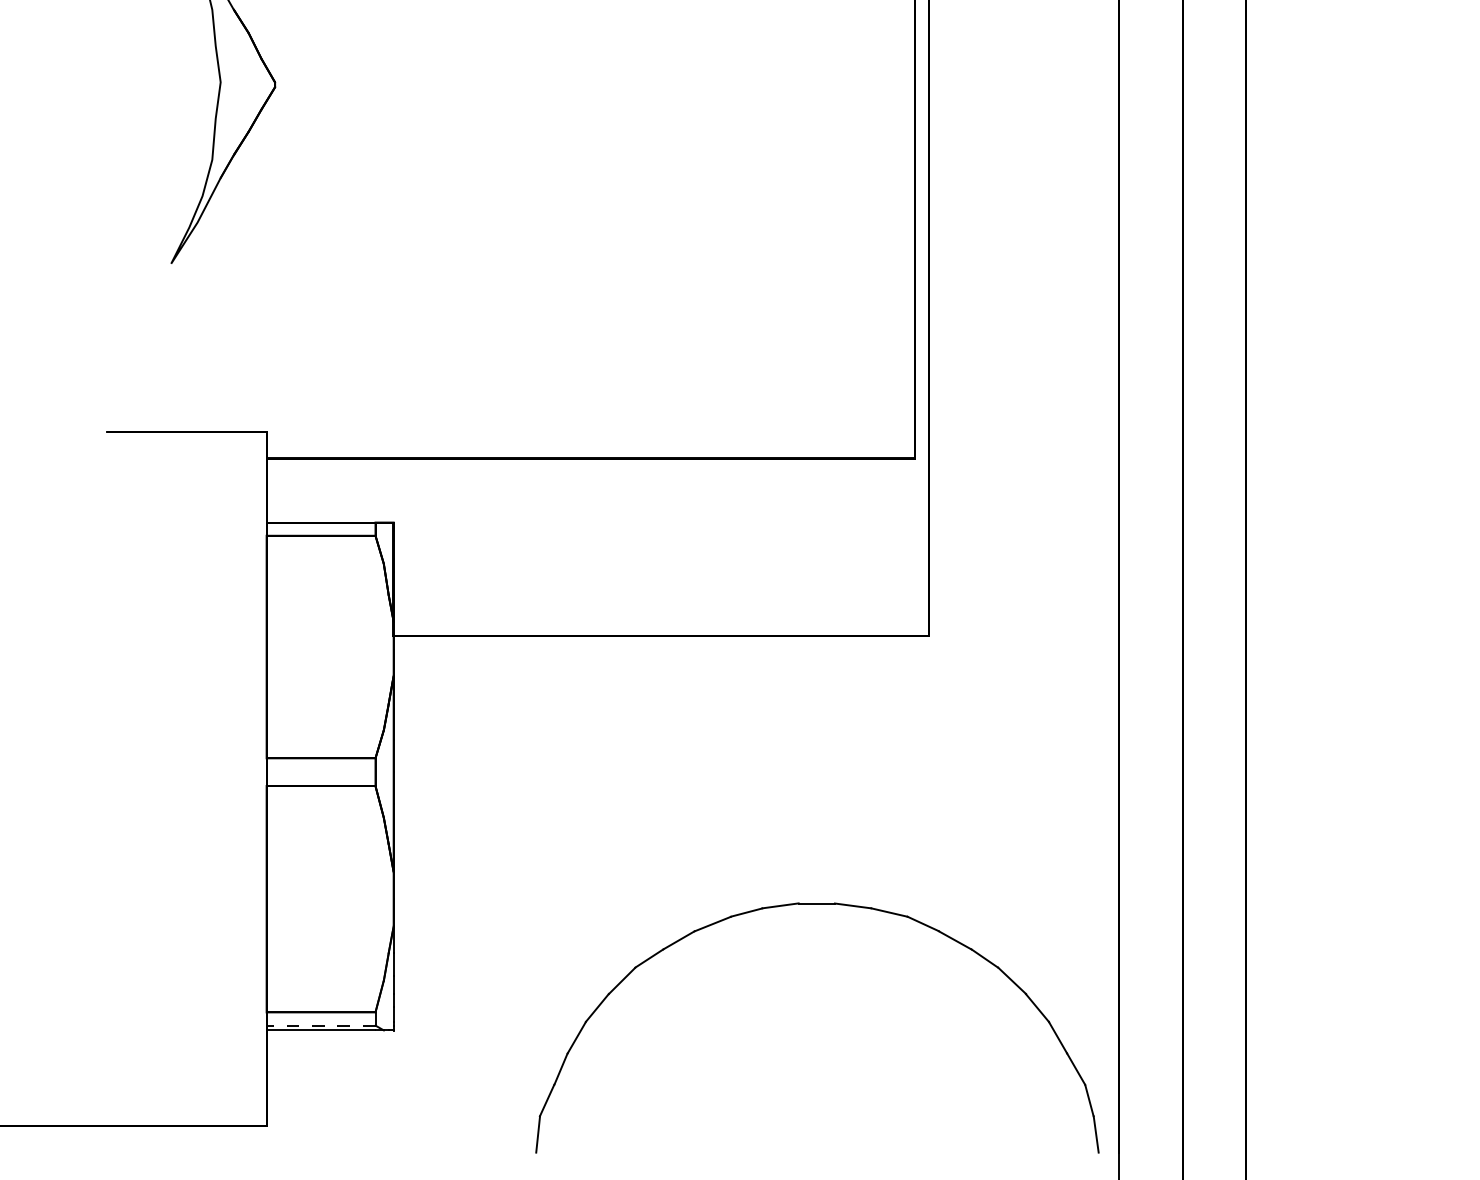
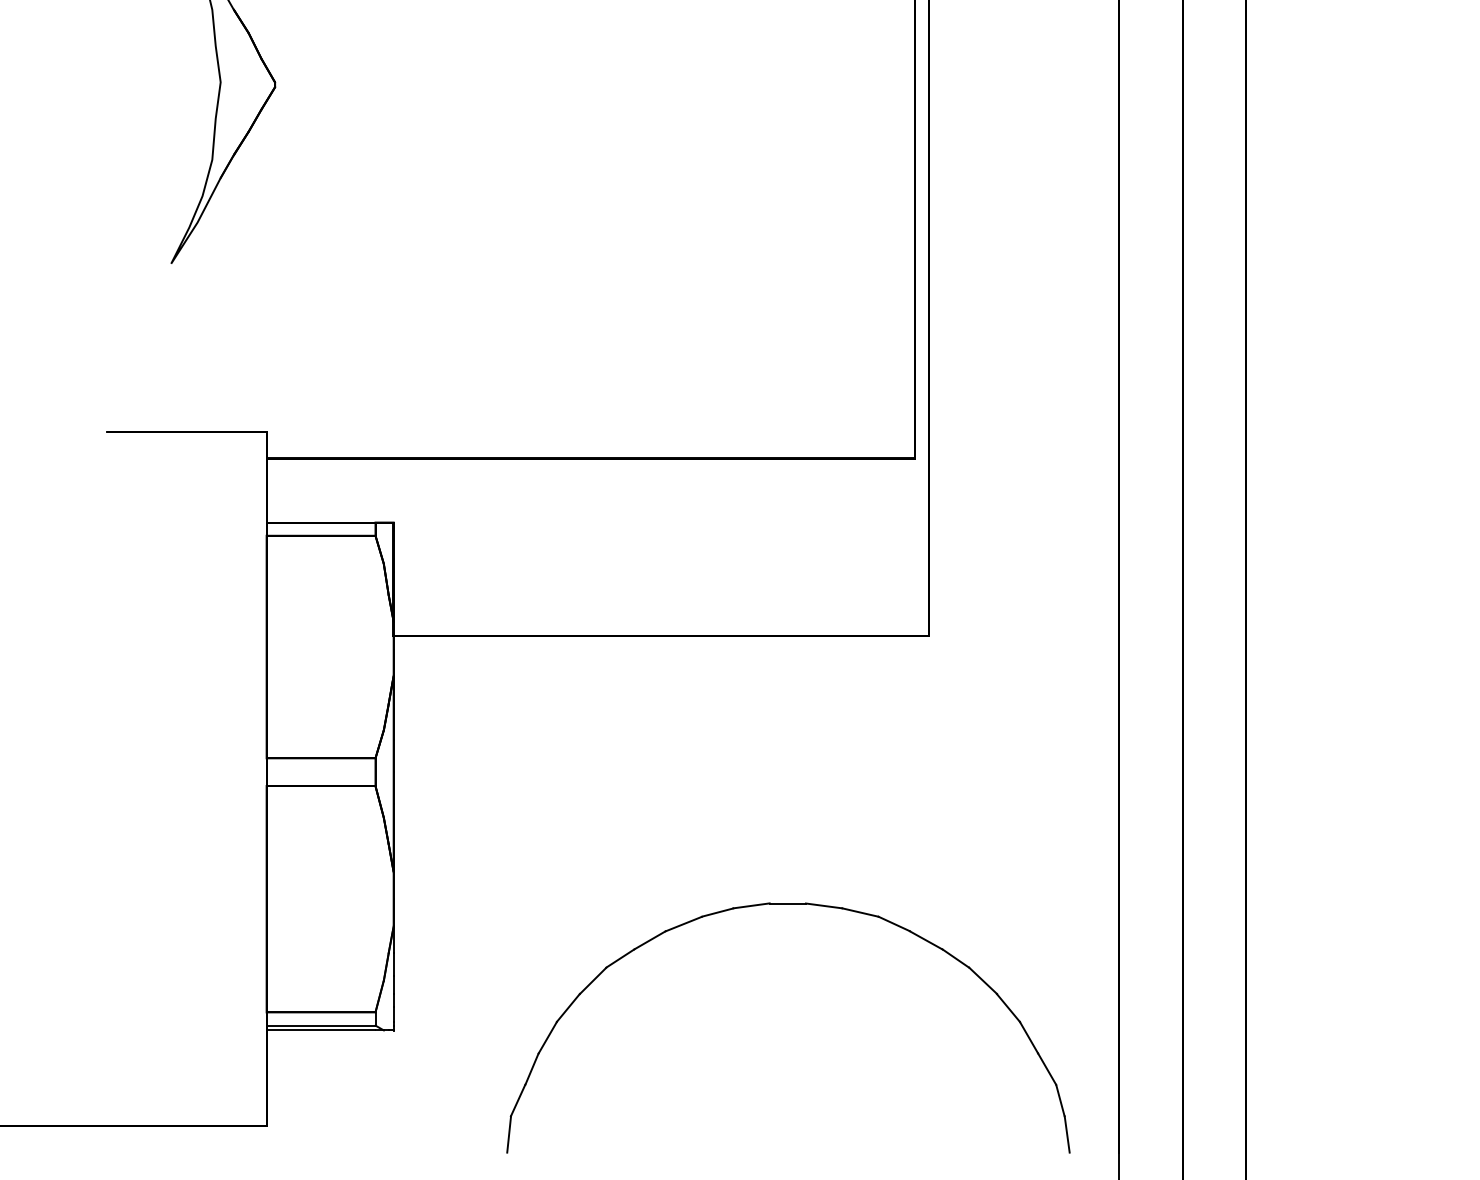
part position: (817, 904) -> (788, 904) (788, 904)
line: dashed -> solid (320, 1025)
